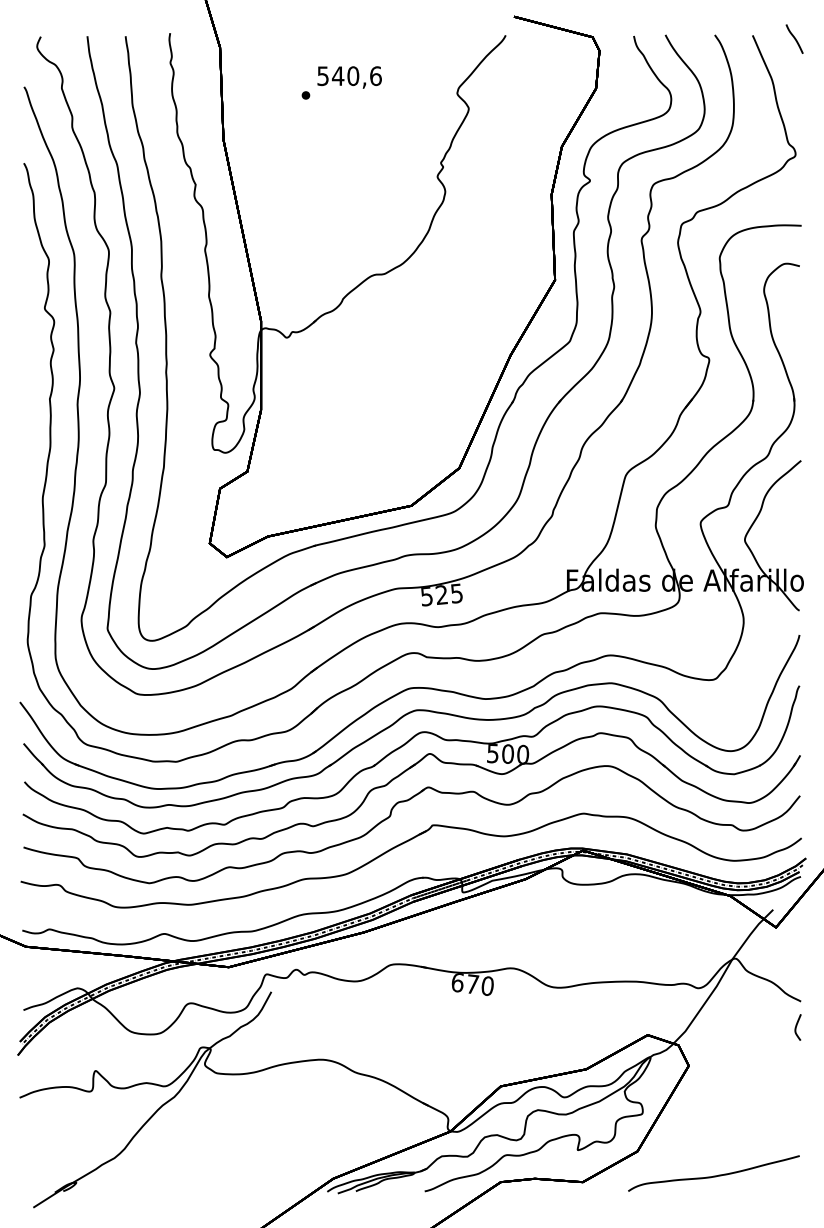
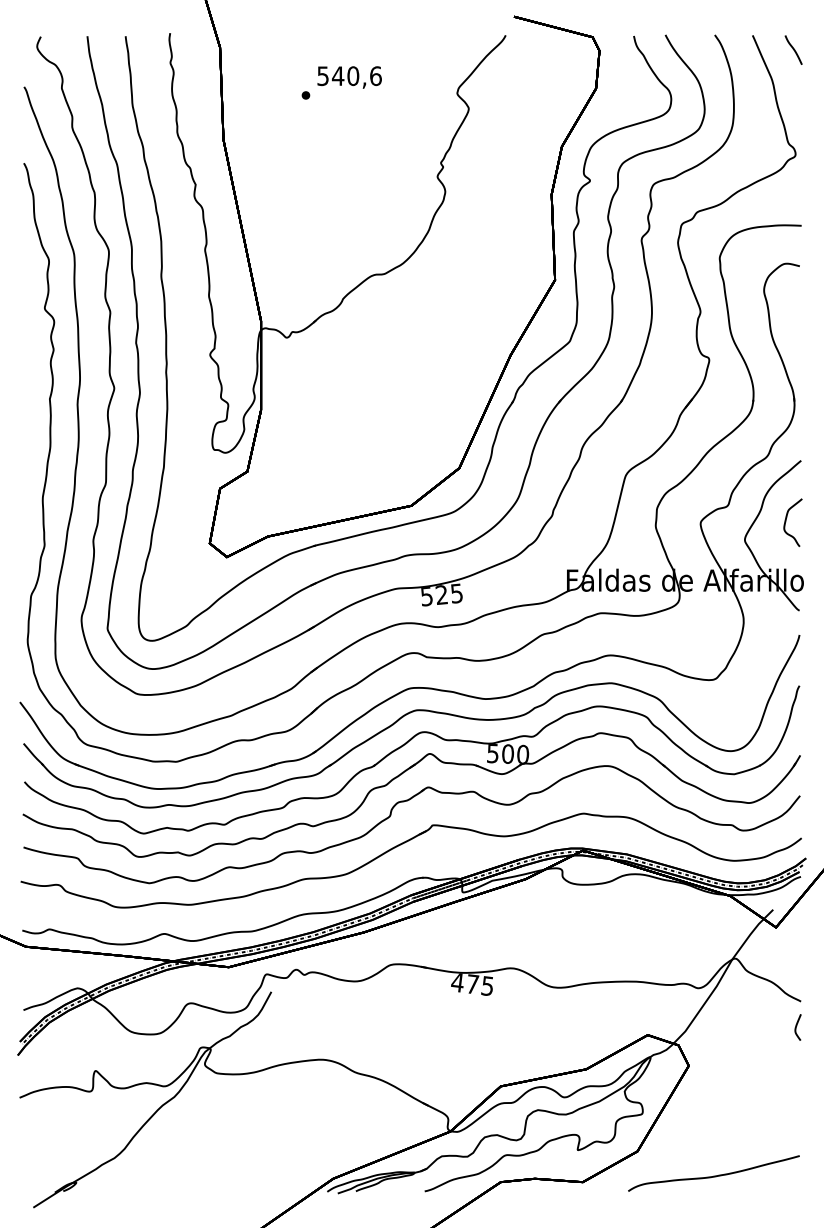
curve position: (794, 38) -> (793, 49) (793, 49)
curve: none -> present (786, 522)
text: 670 -> 475 (472, 984)
